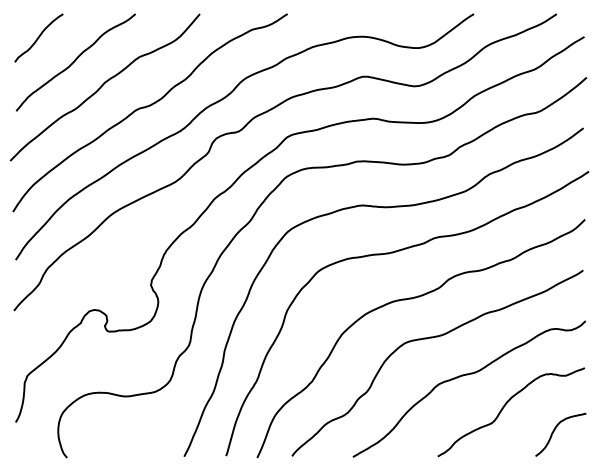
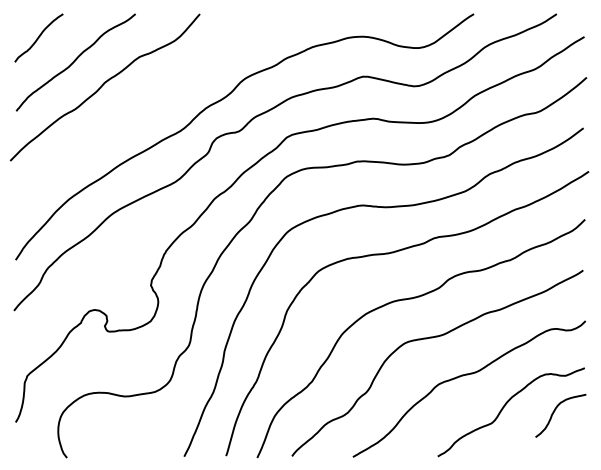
curve: present -> none (147, 107)
curve position: (555, 430) -> (555, 411) (555, 411)
